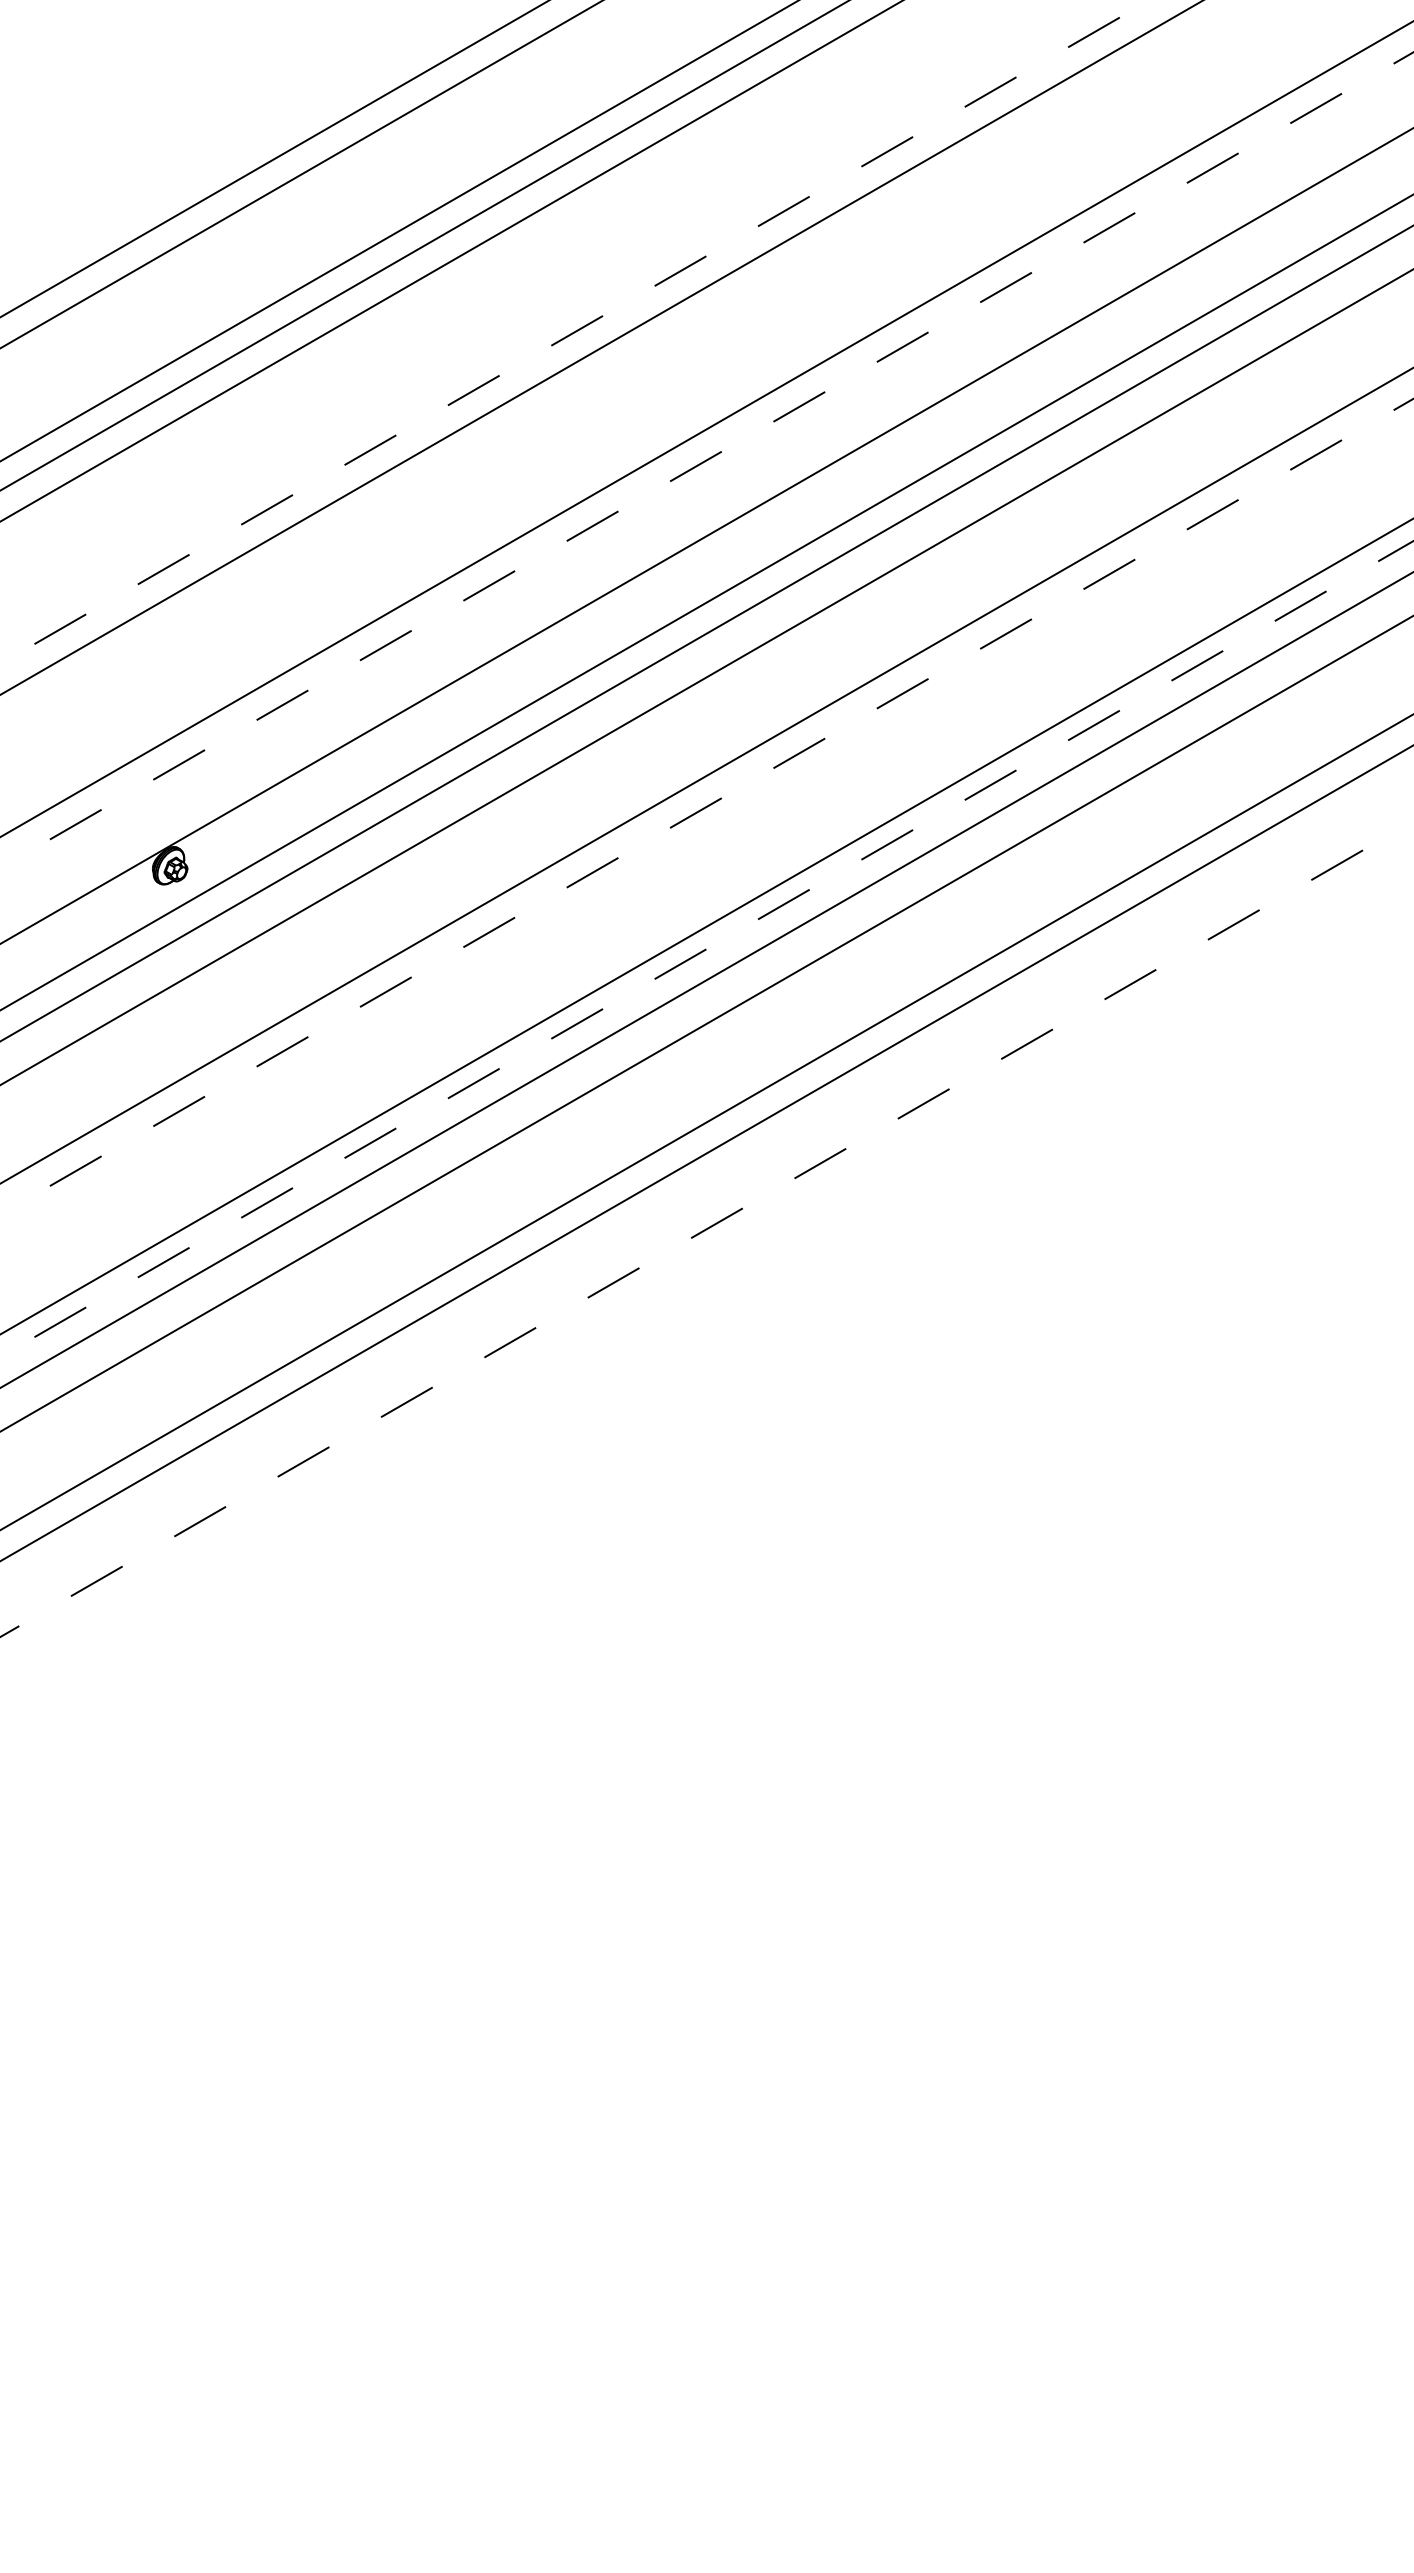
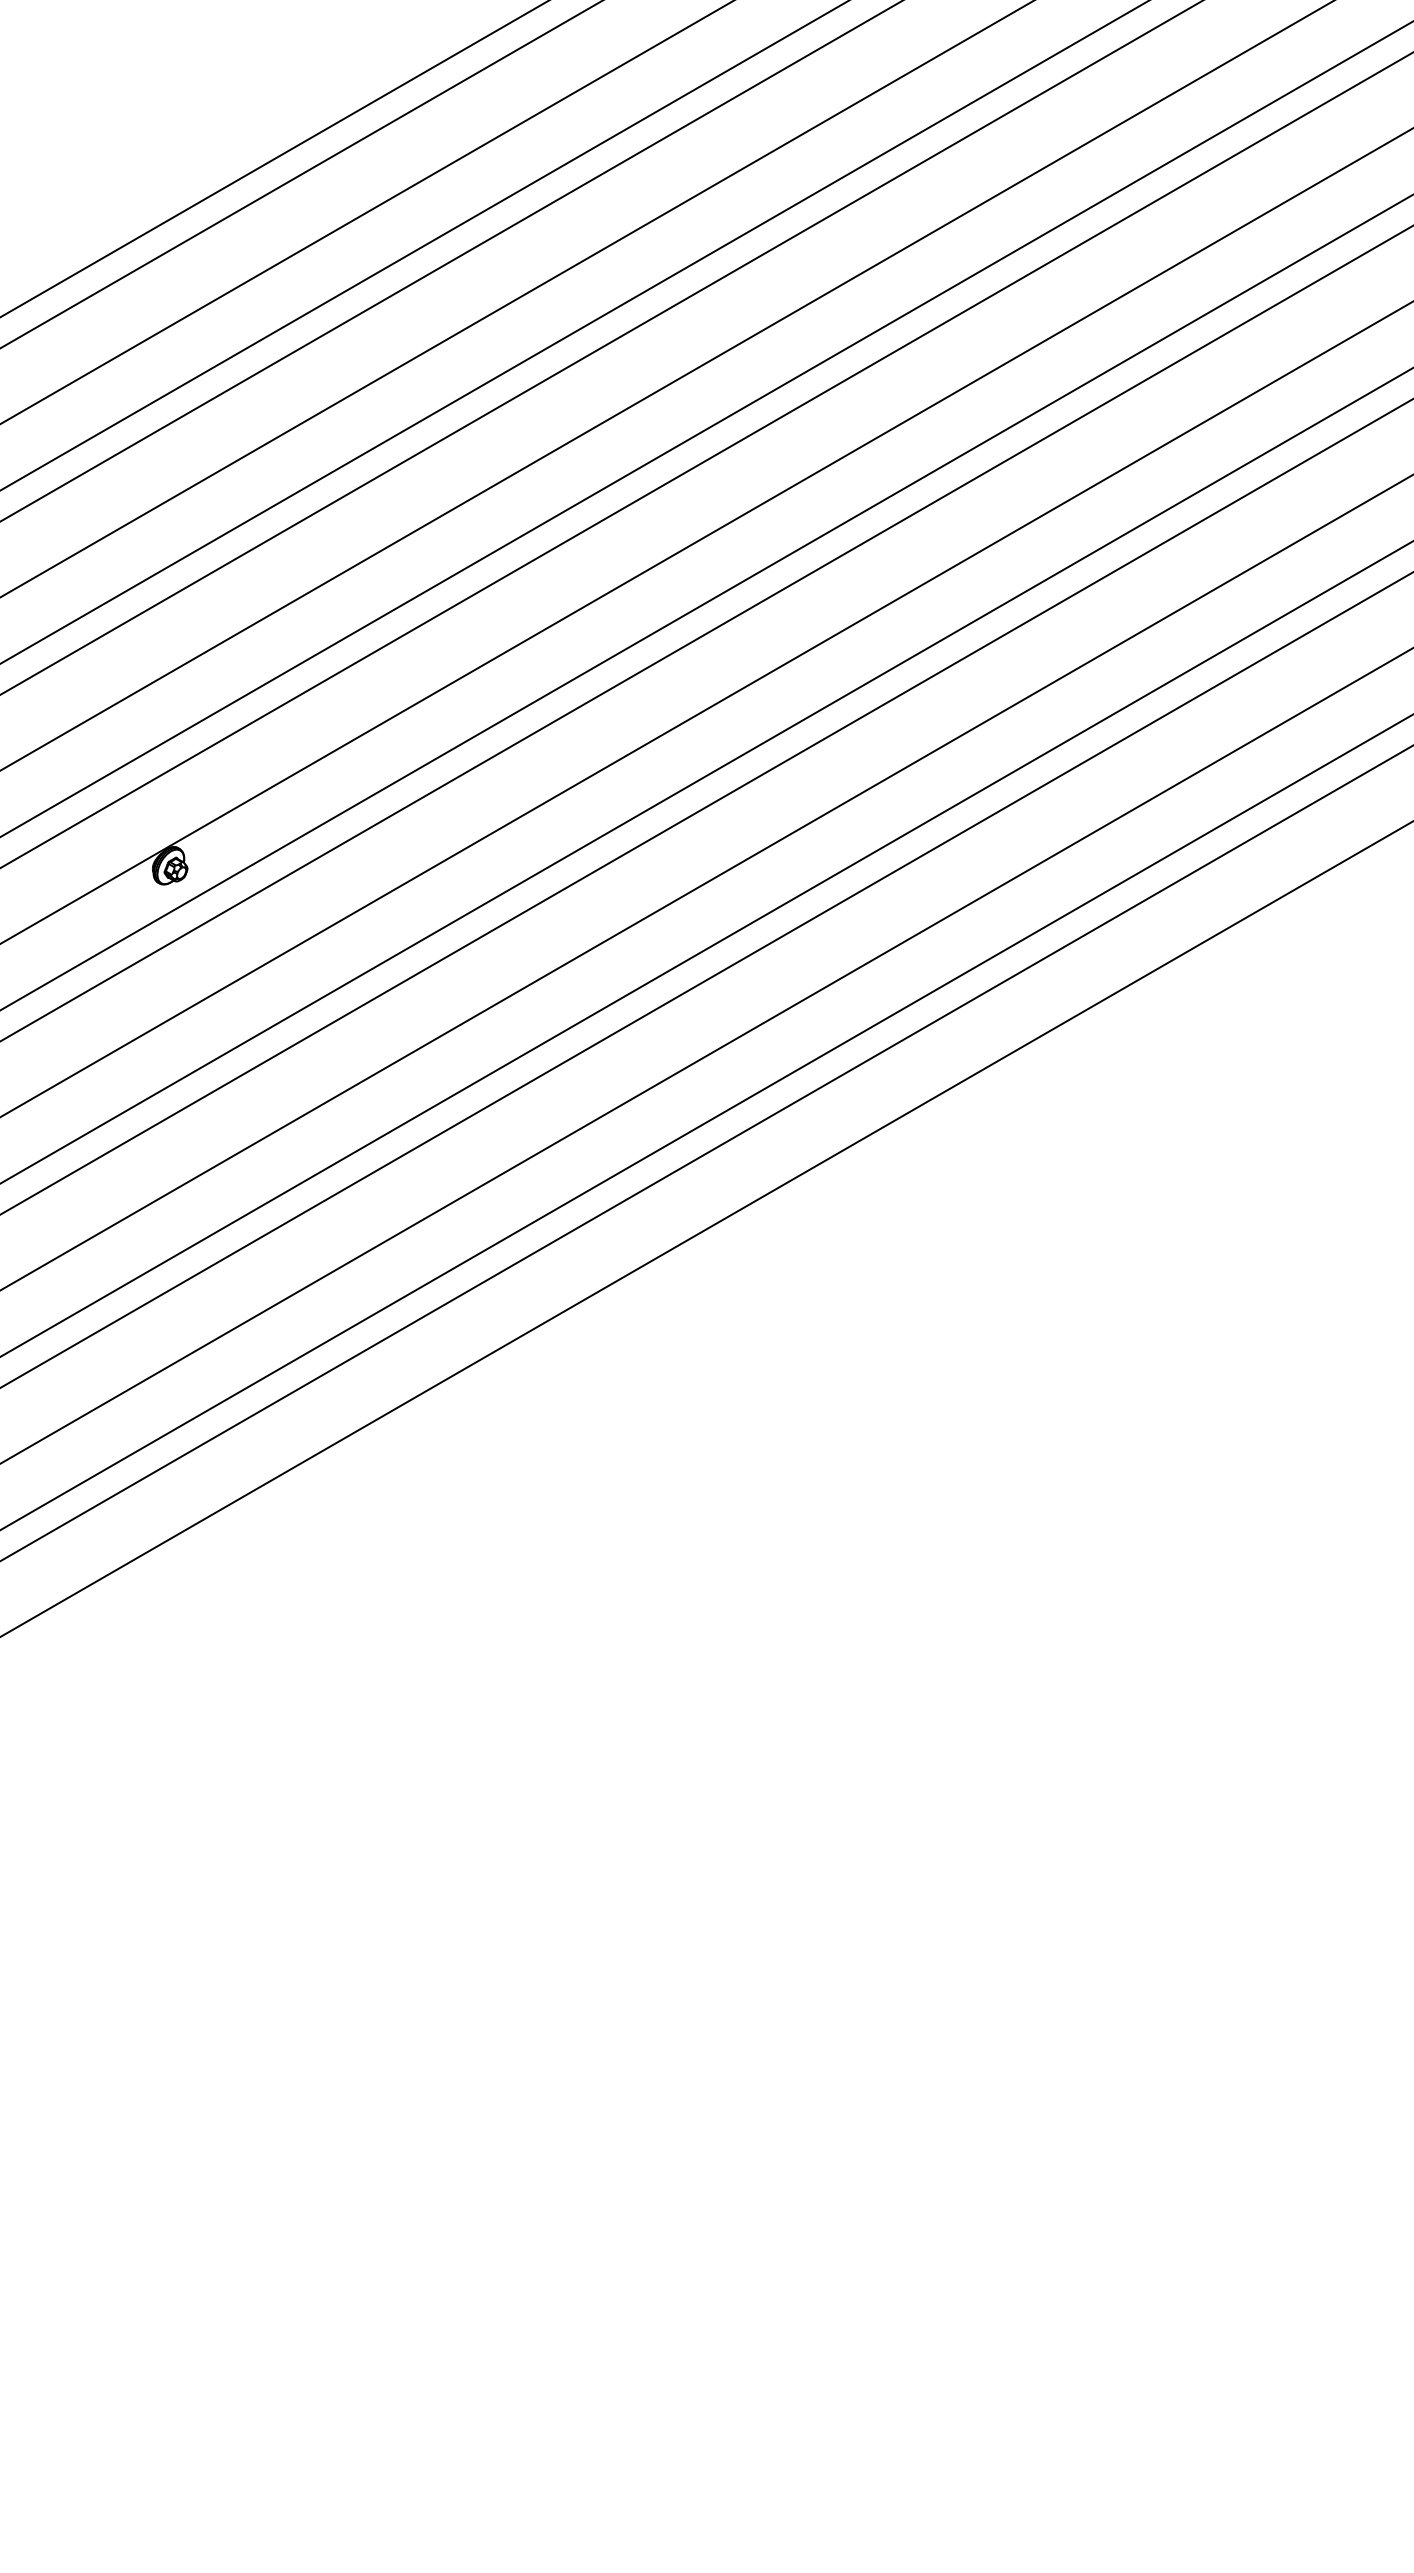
line position: (398, 231) -> (366, 212) (366, 212)
line: none -> present (516, 299)
line: dashed -> solid (575, 331)
line: none -> present (666, 385)
line: dashed -> solid (707, 460)
line position: (706, 676) -> (706, 708) (706, 708)
line: dashed -> solid (707, 806)
line position: (706, 926) -> (706, 882) (706, 882)
line: dashed -> solid (707, 948)
line position: (706, 1023) -> (706, 1055) (706, 1055)
line: dashed -> solid (707, 1228)
